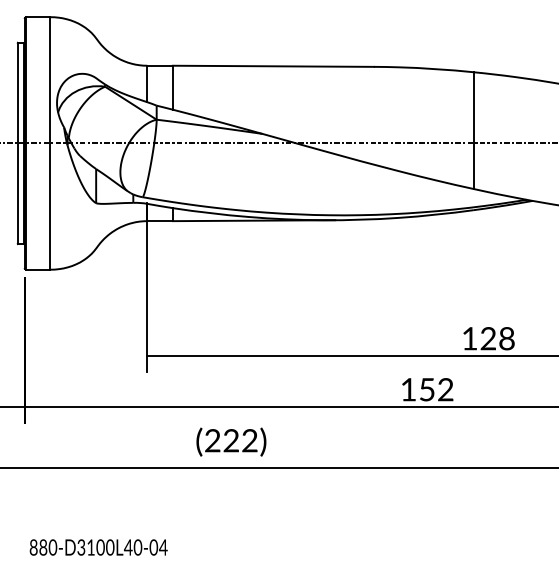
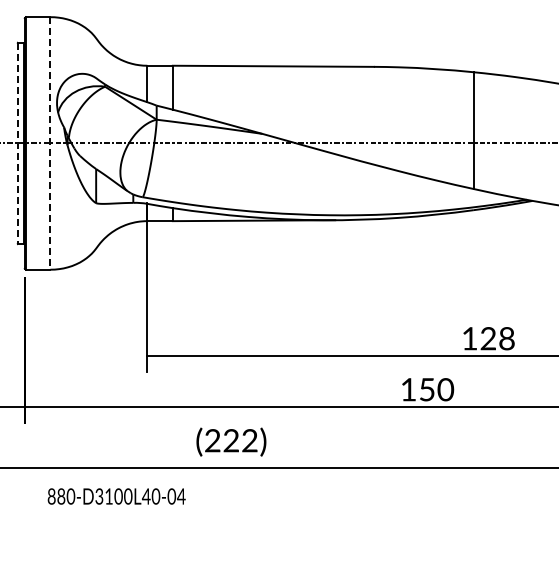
line: solid -> dashed (17, 143)
line: solid -> dashed (50, 143)
text: 152 -> 150 (445, 389)
text position: (98, 547) -> (116, 496) (116, 496)
